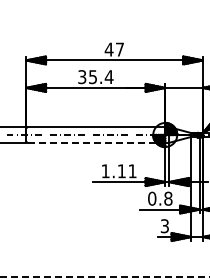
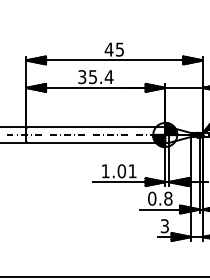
text: 47 -> 45 (119, 49)
line: dashed -> solid (96, 142)
text: 1.11 -> 1.01 (121, 171)
line: dashed -> solid (105, 277)
